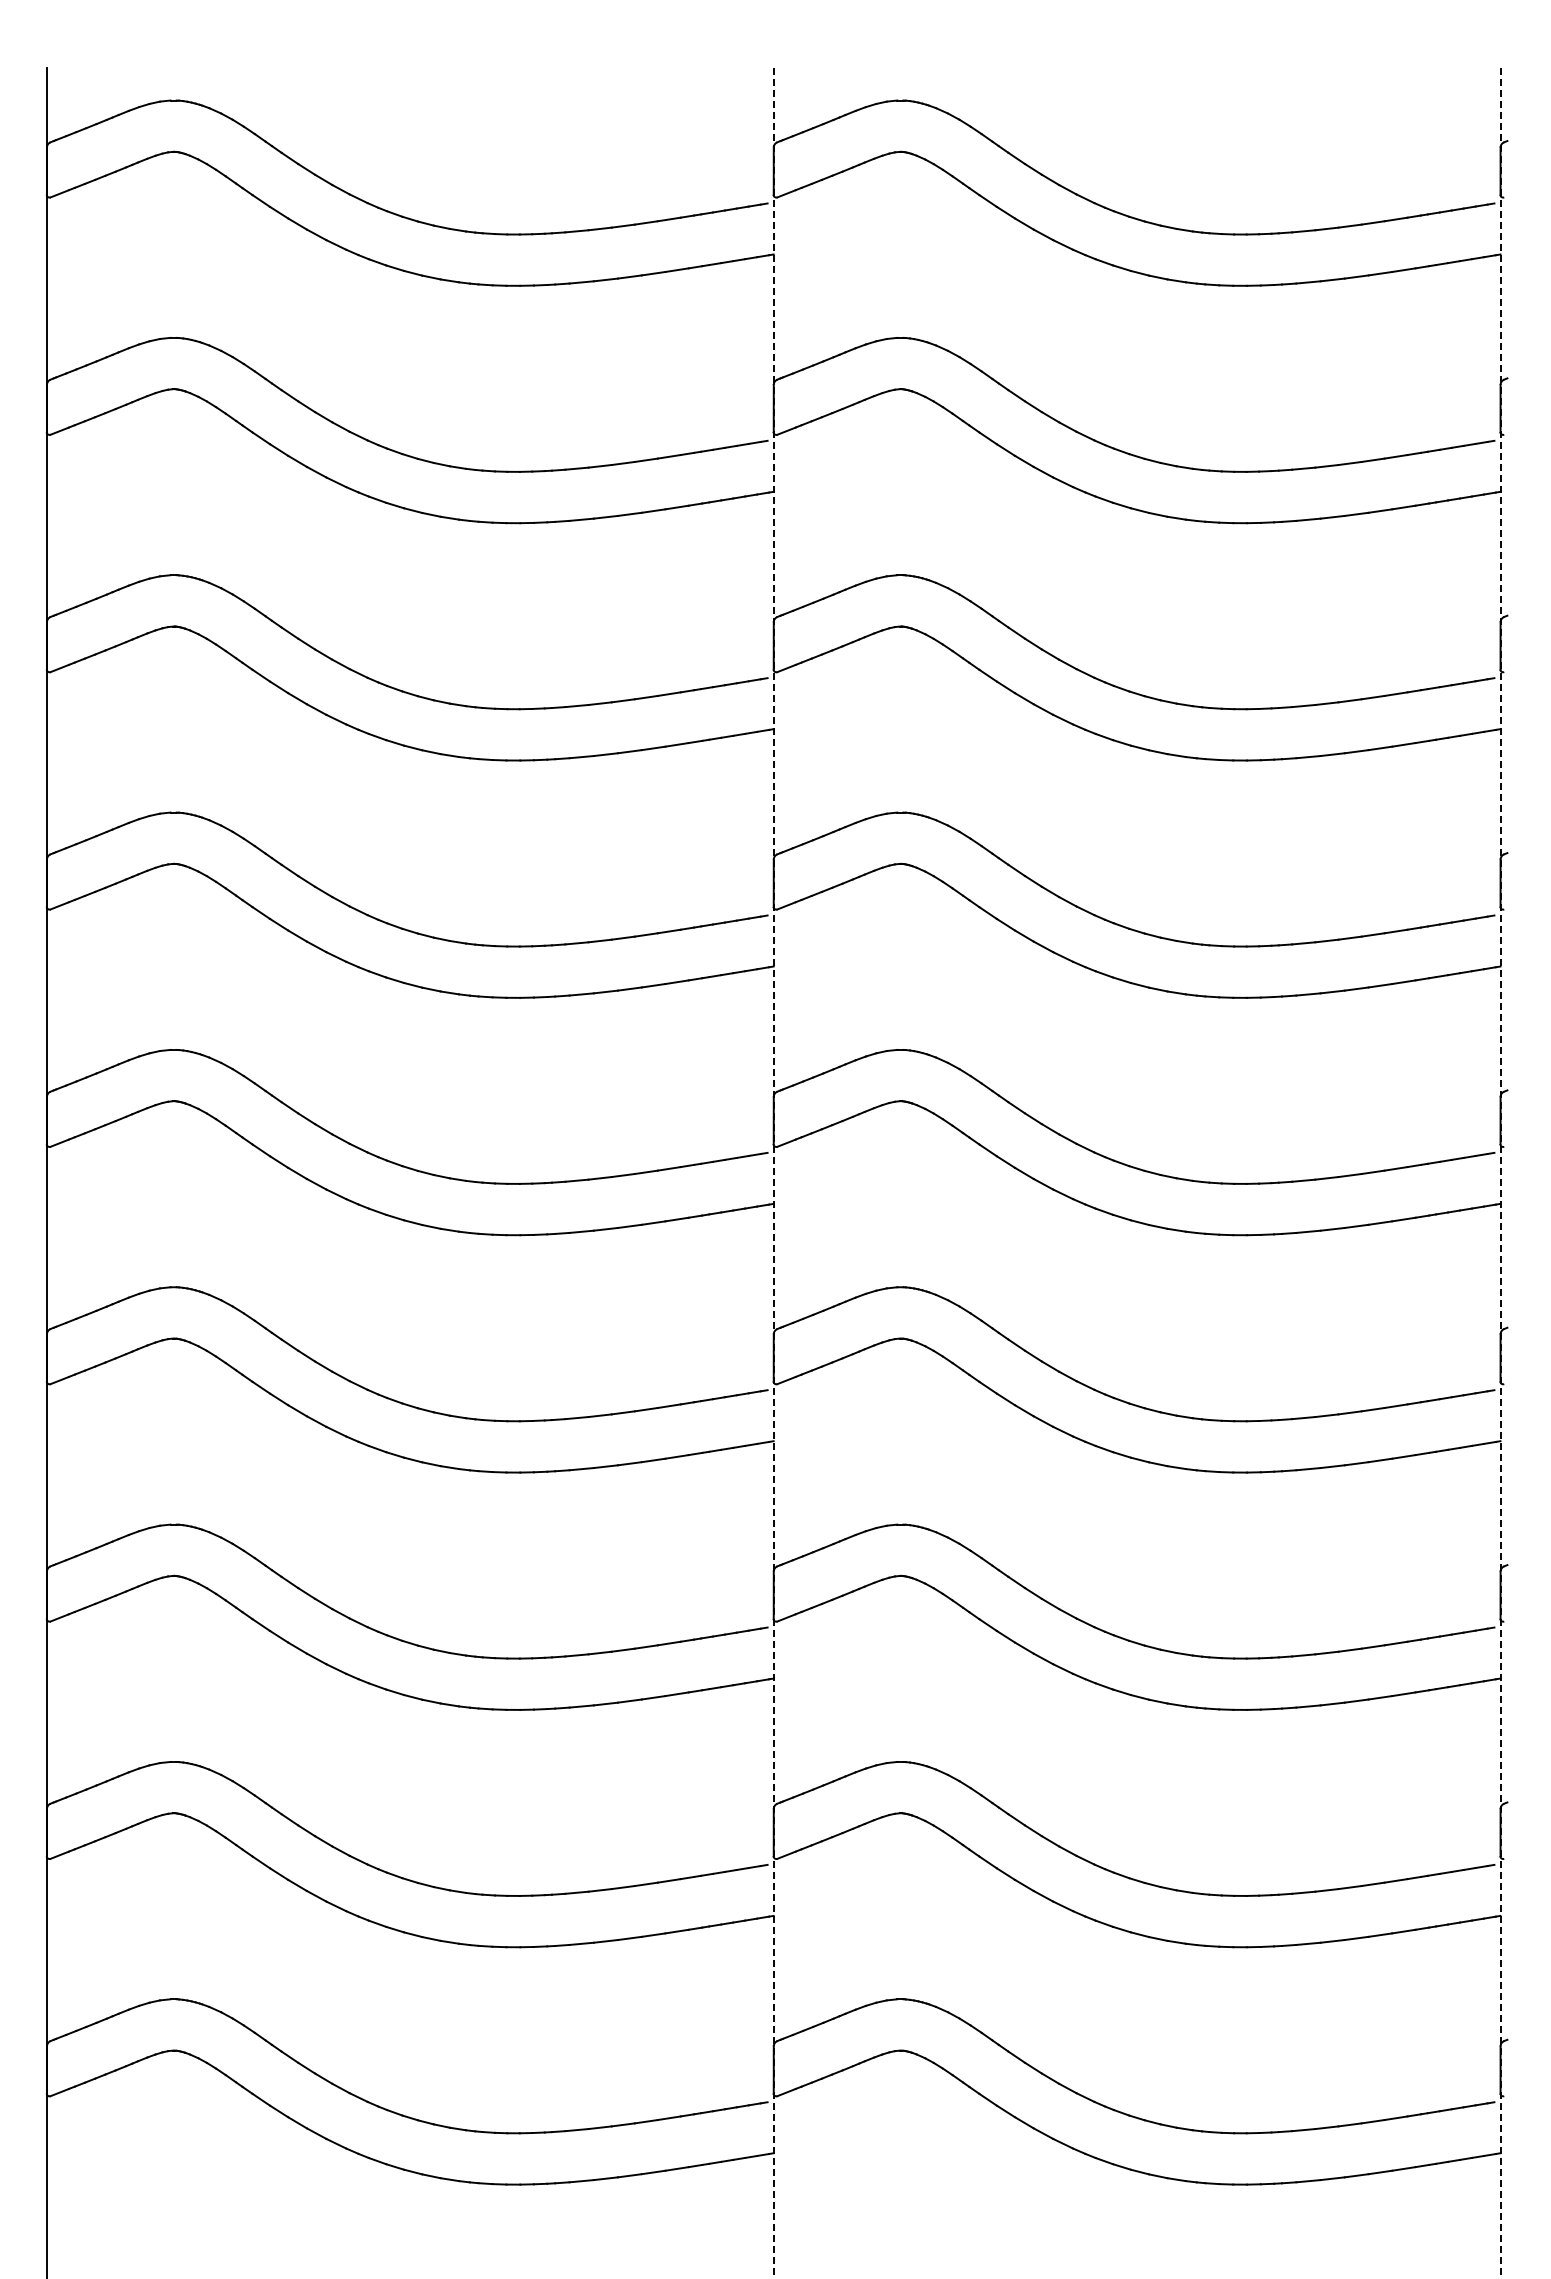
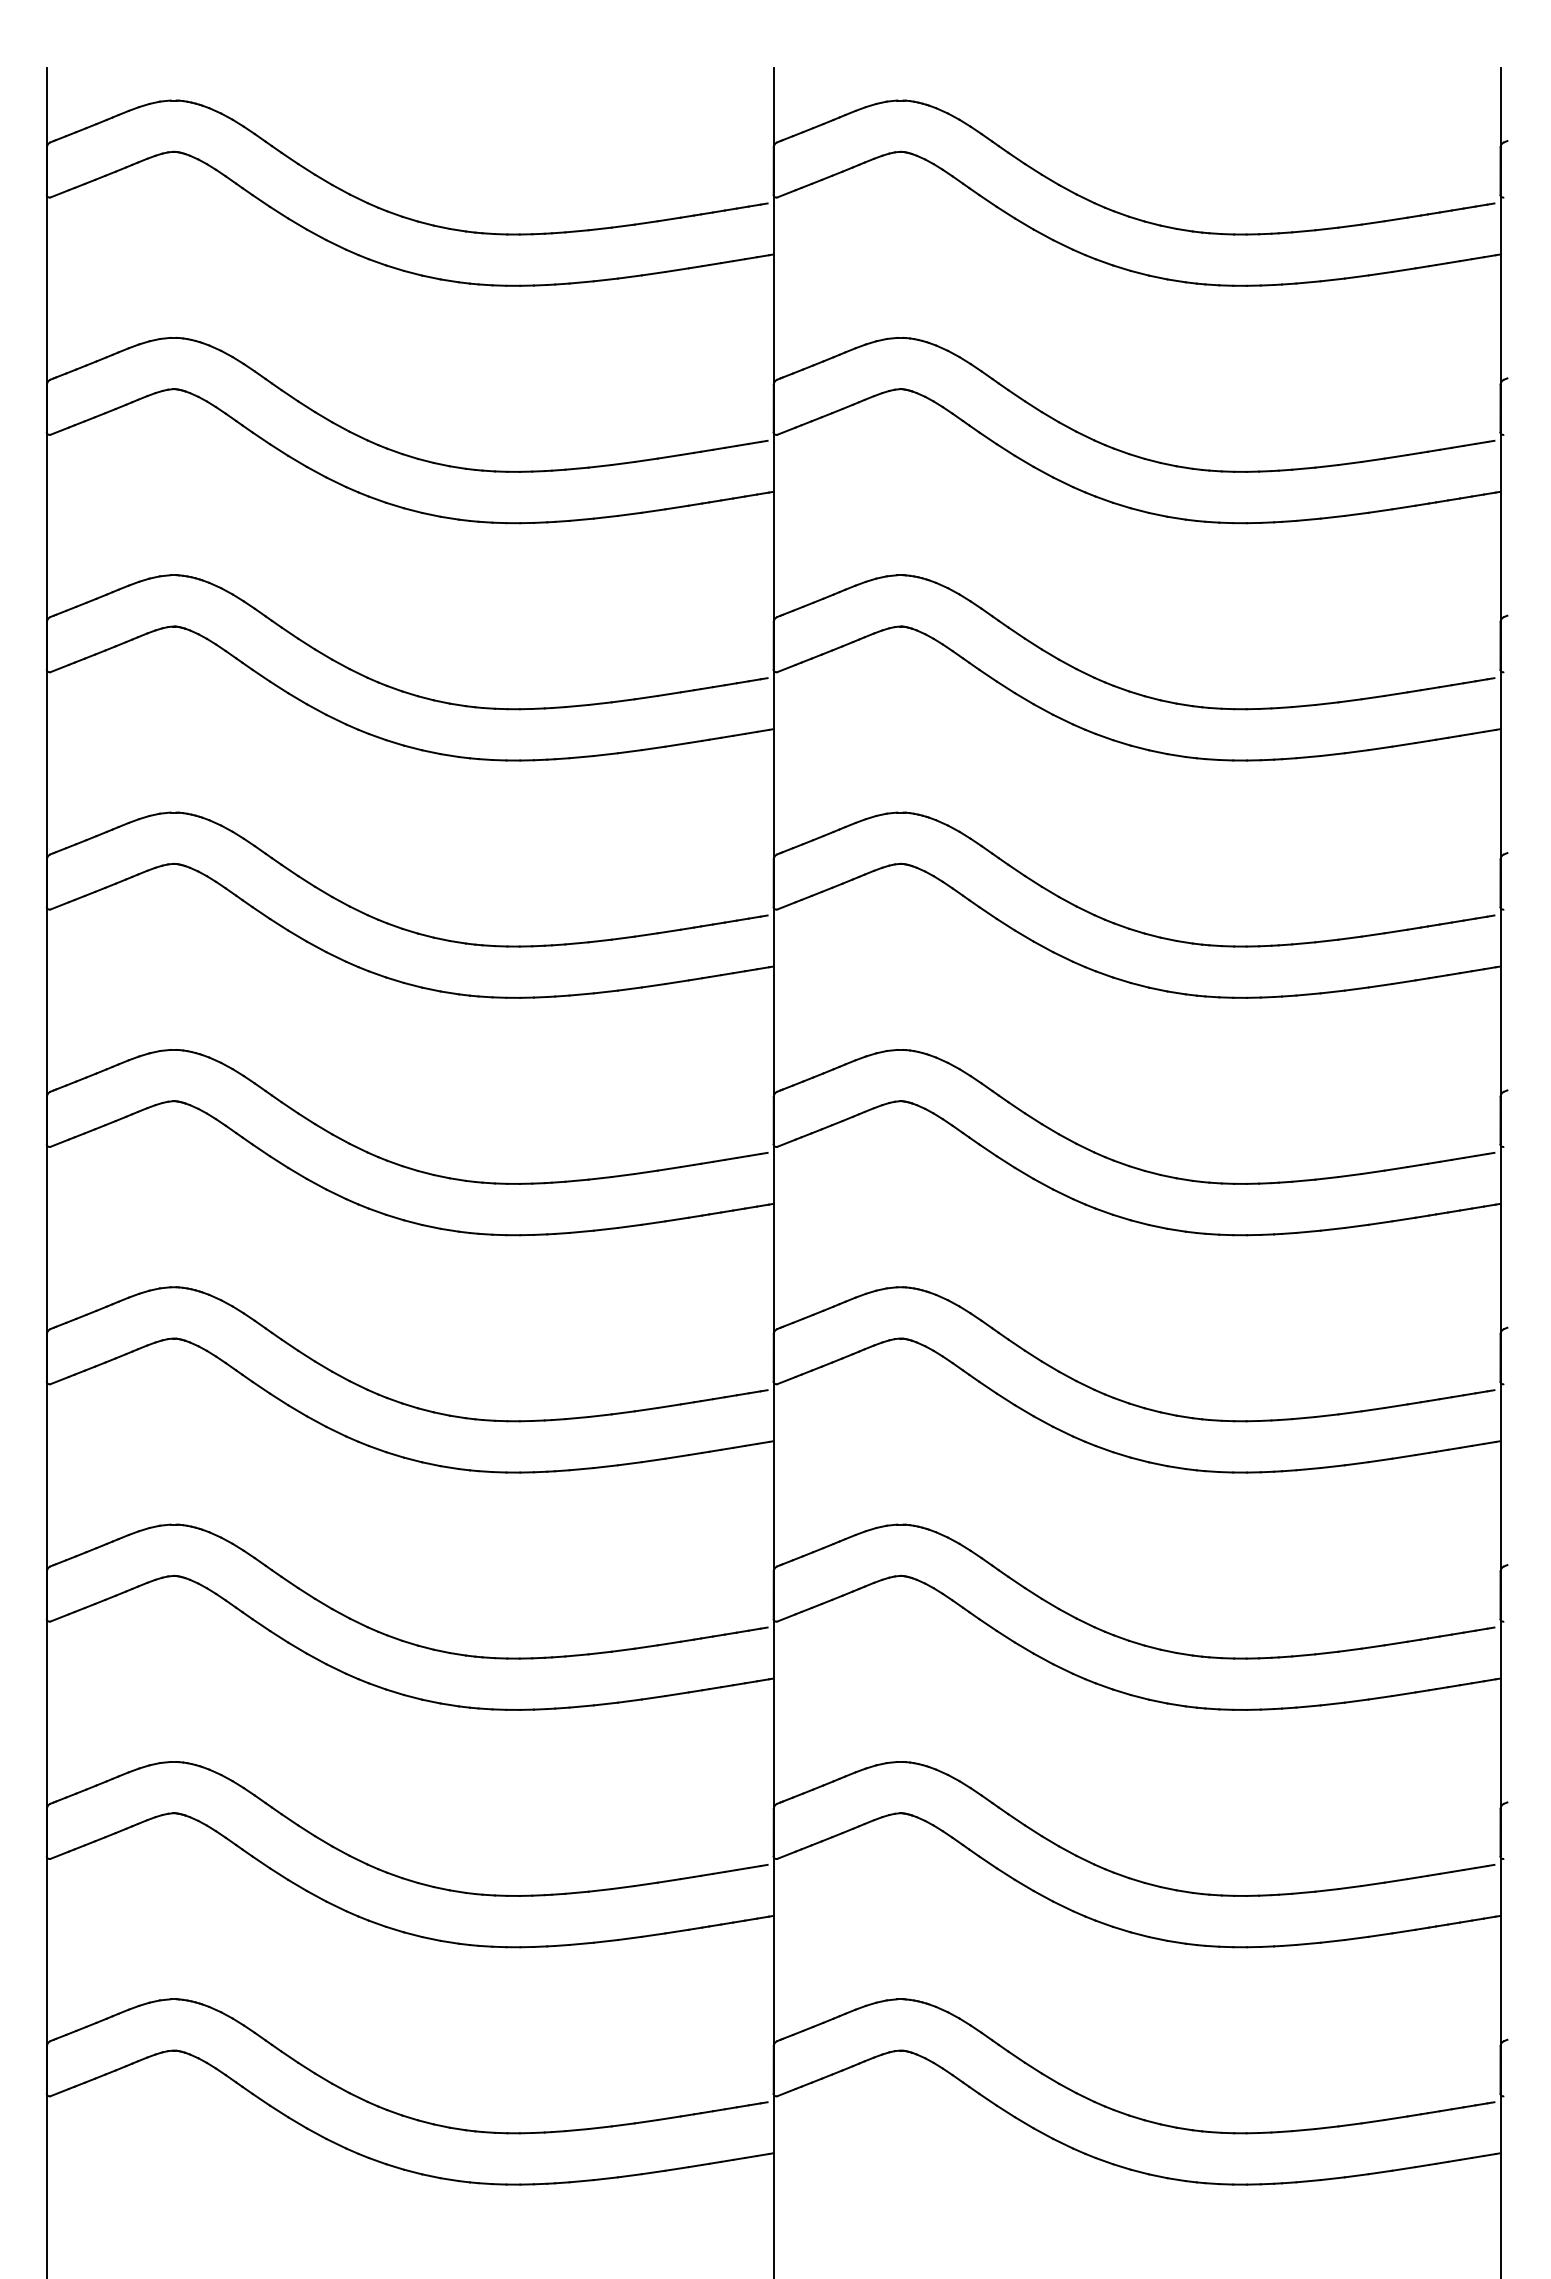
line: dashed -> solid (773, 1173)
line: dashed -> solid (1500, 1173)
